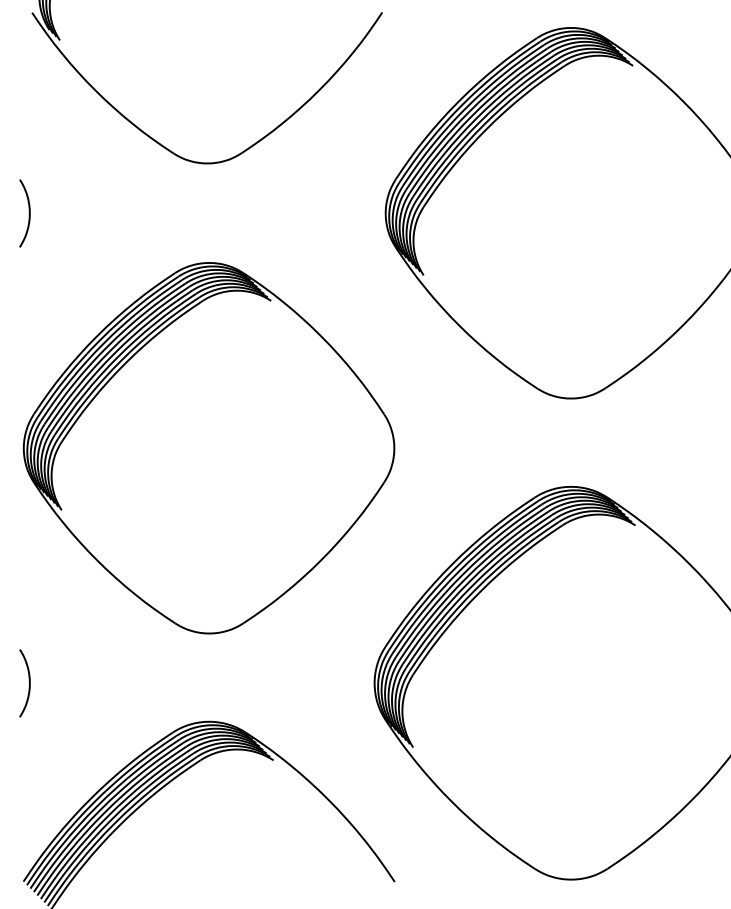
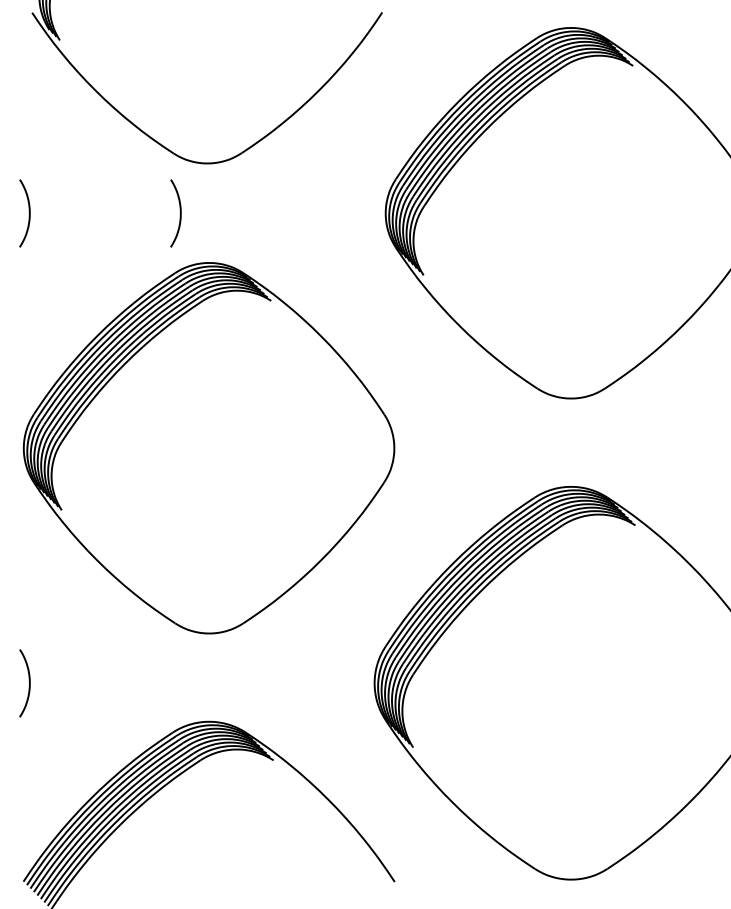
curve: none -> present (179, 212)
